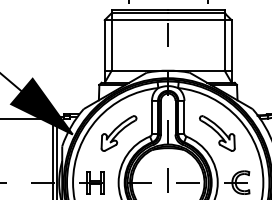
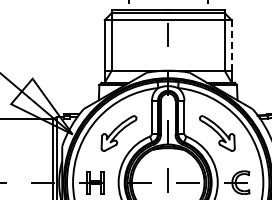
line: solid -> dashed (231, 44)
fill: present -> none (41, 106)
